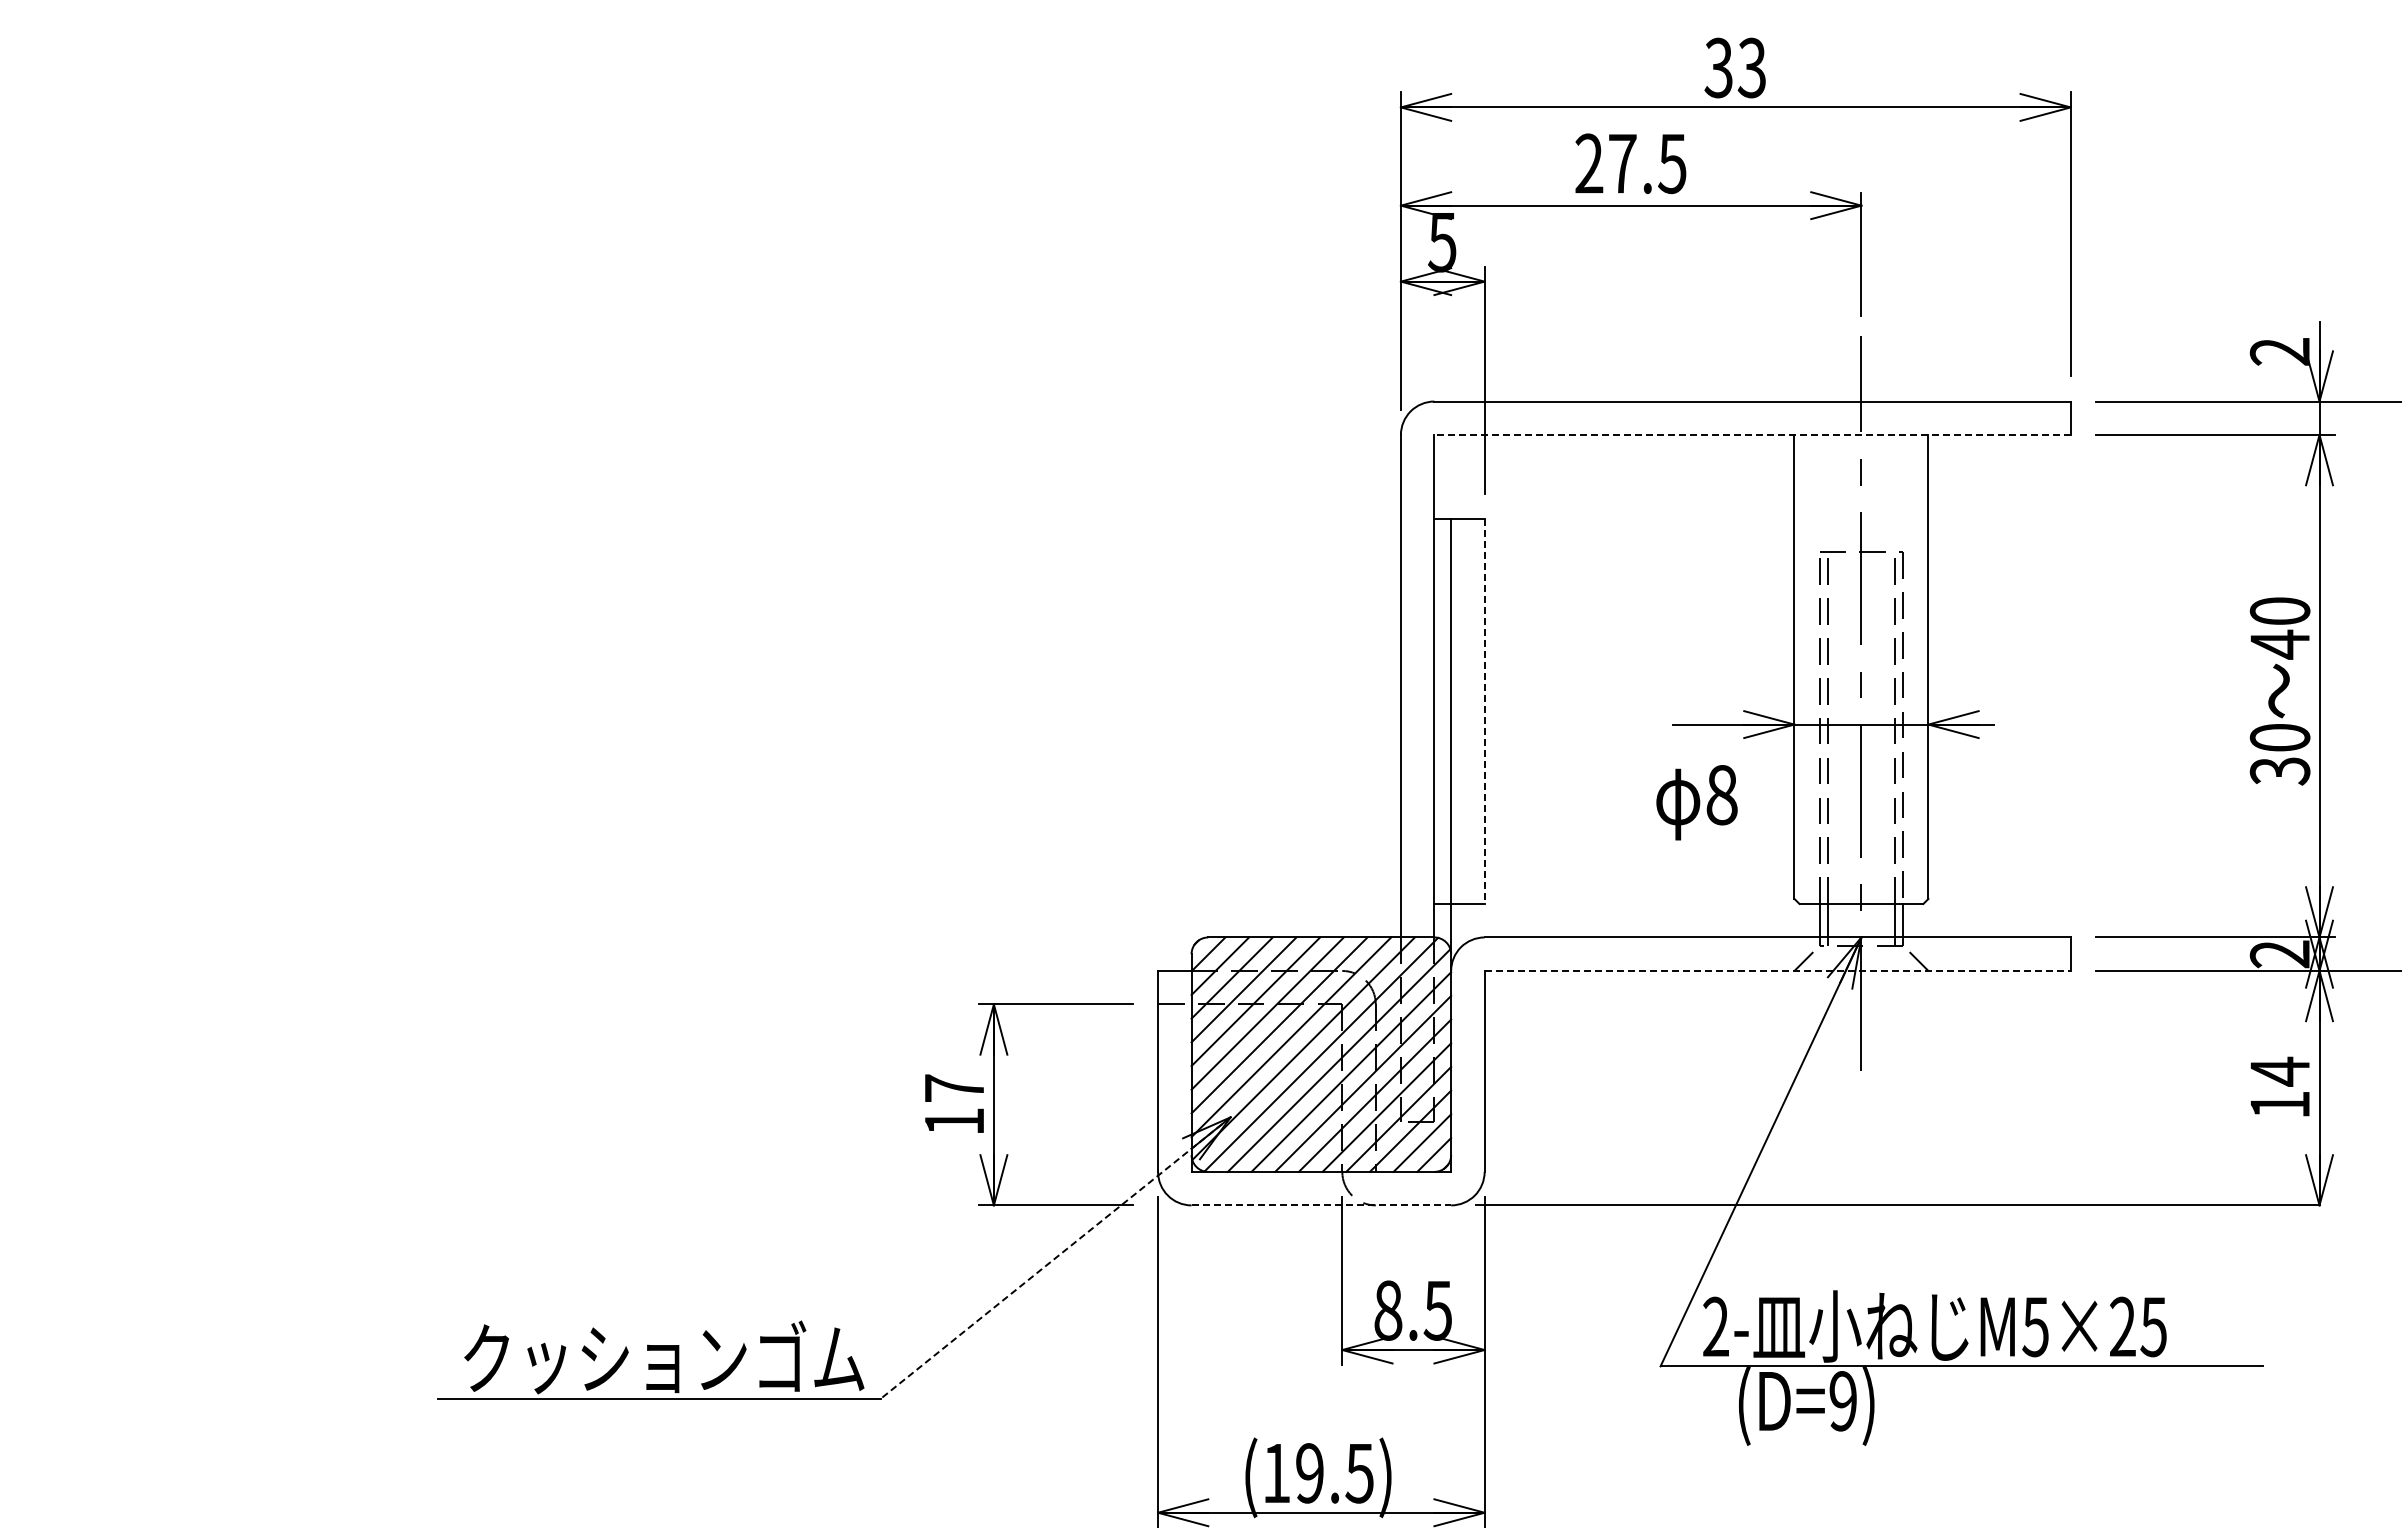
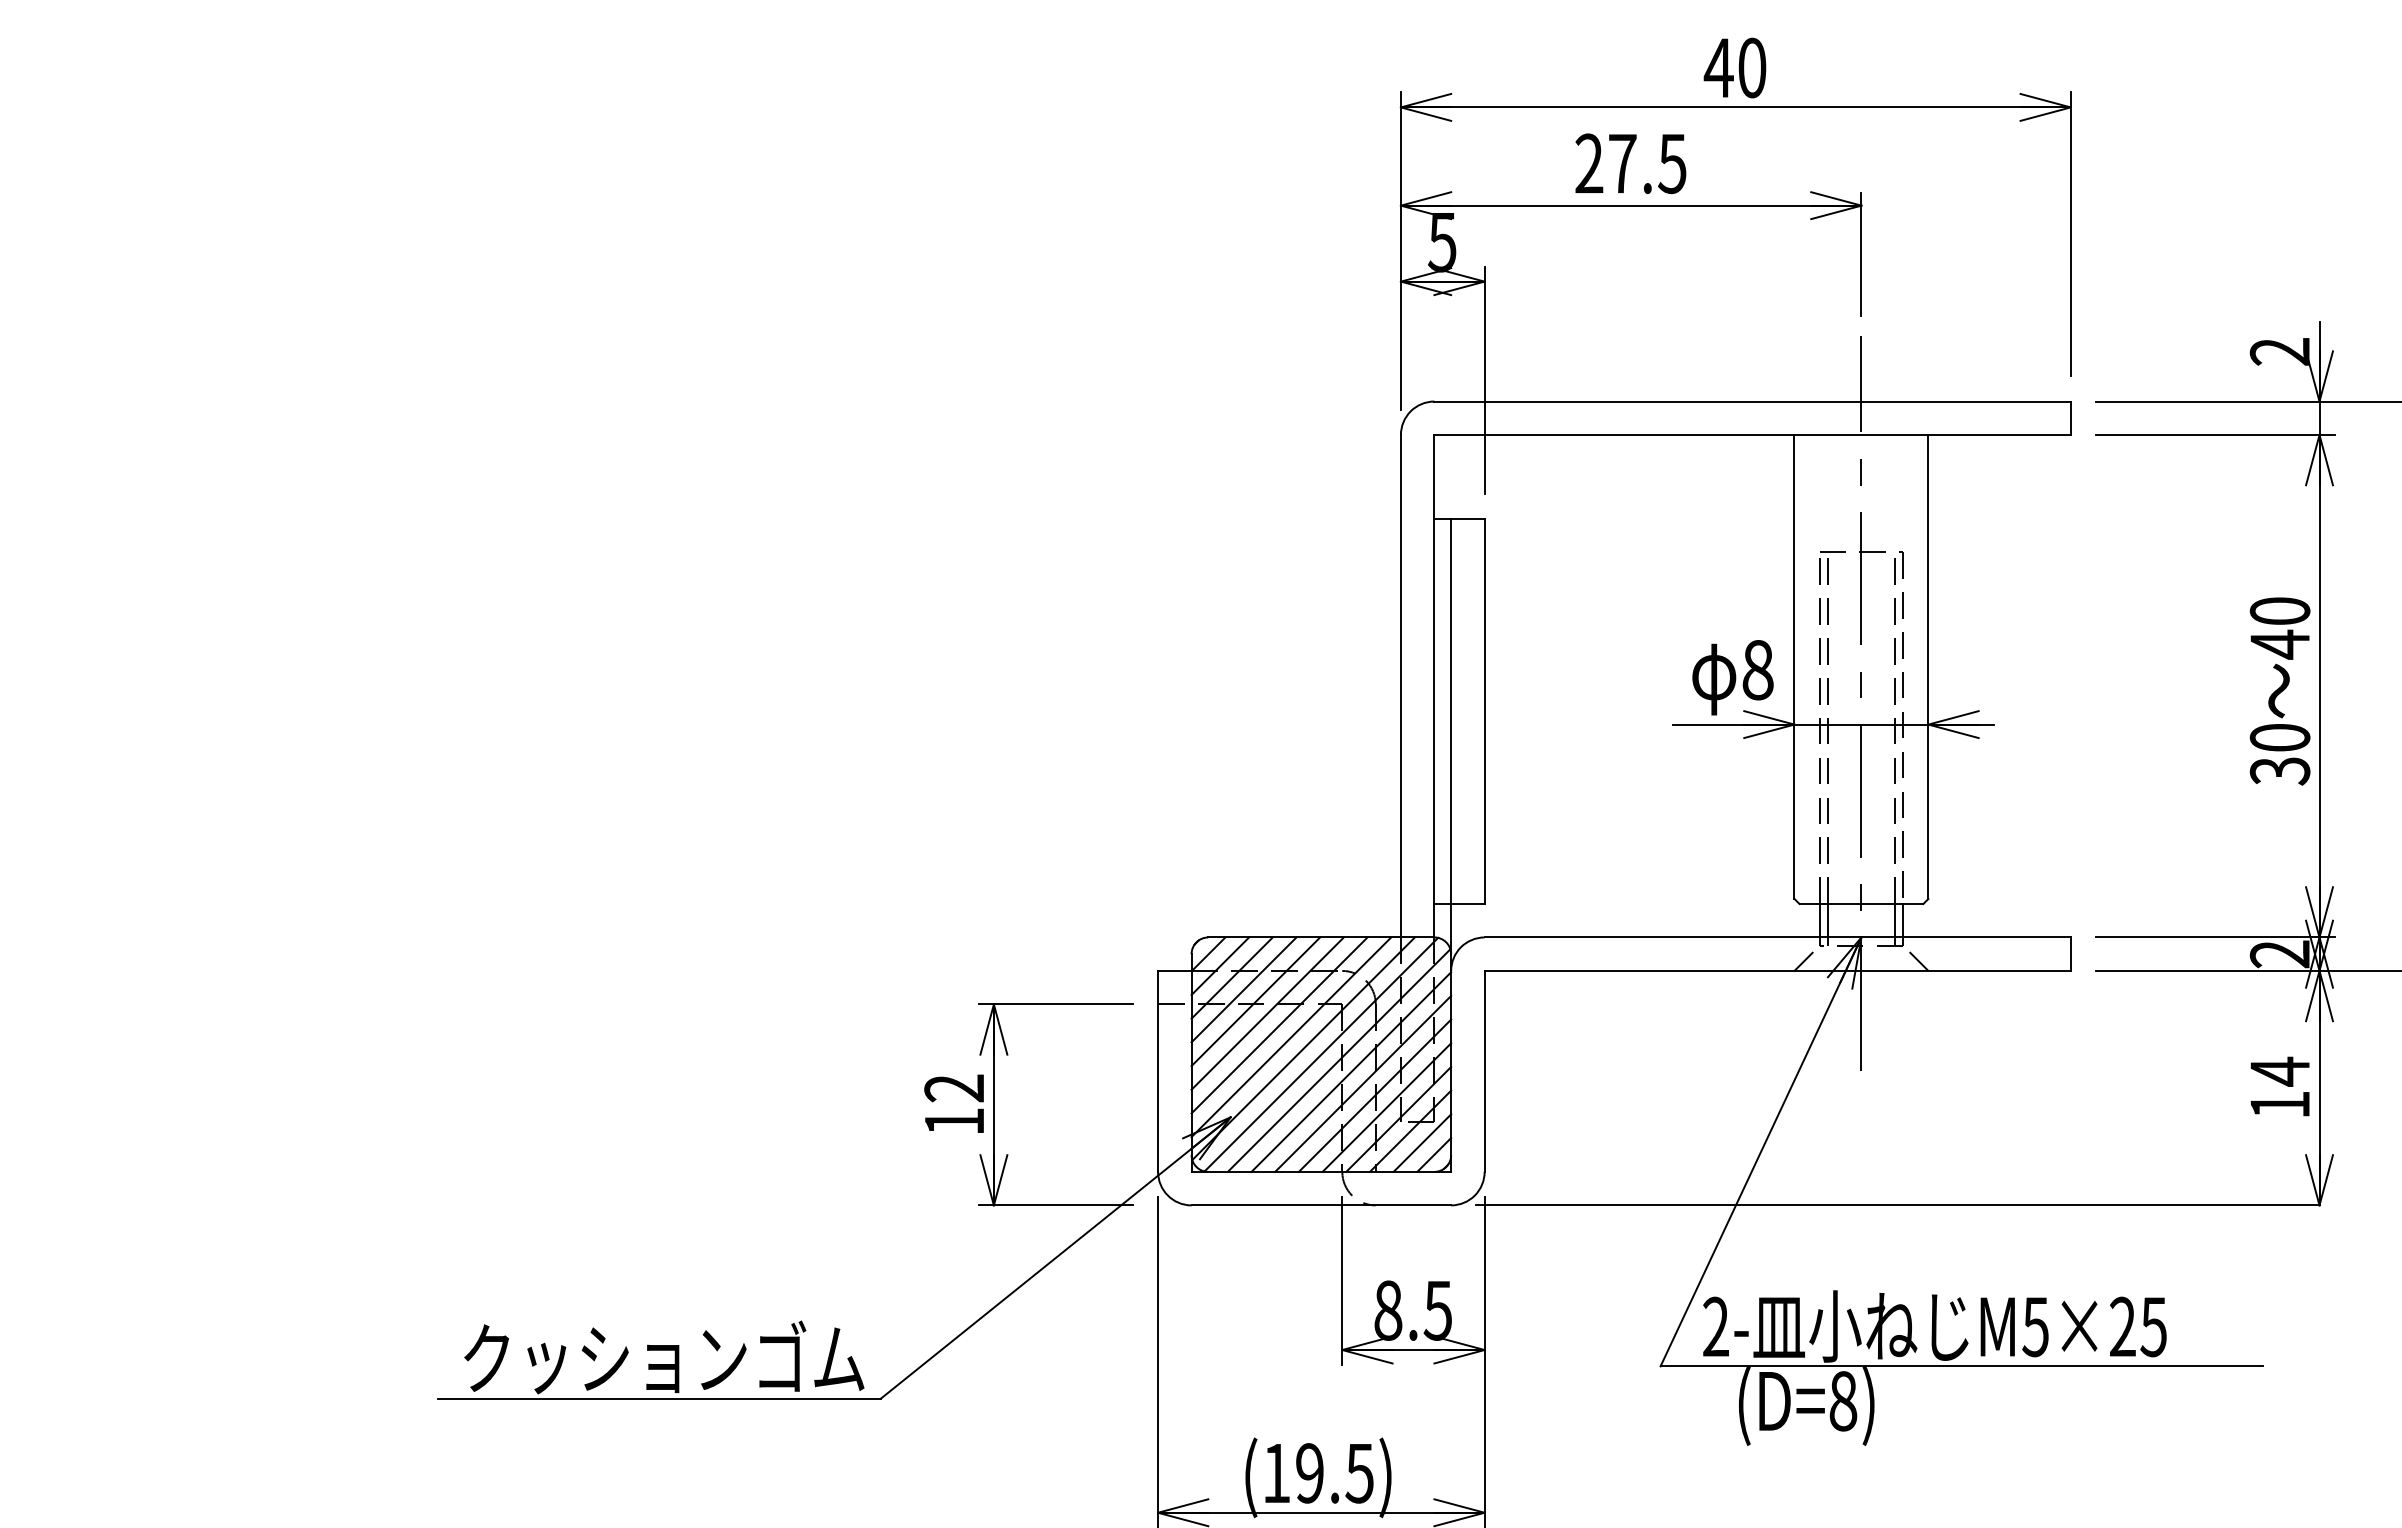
text: 33 -> 40 (1734, 67)
line: dashed -> solid (1752, 435)
line: dashed -> solid (1484, 711)
text position: (1696, 802) -> (1732, 677) (1732, 677)
line: dashed -> solid (1778, 970)
text: 17 -> 12 (953, 1088)
line: dashed -> solid (1321, 1205)
line: dashed -> solid (1055, 1258)
text: (D=9) -> (D=8) (1843, 1401)
